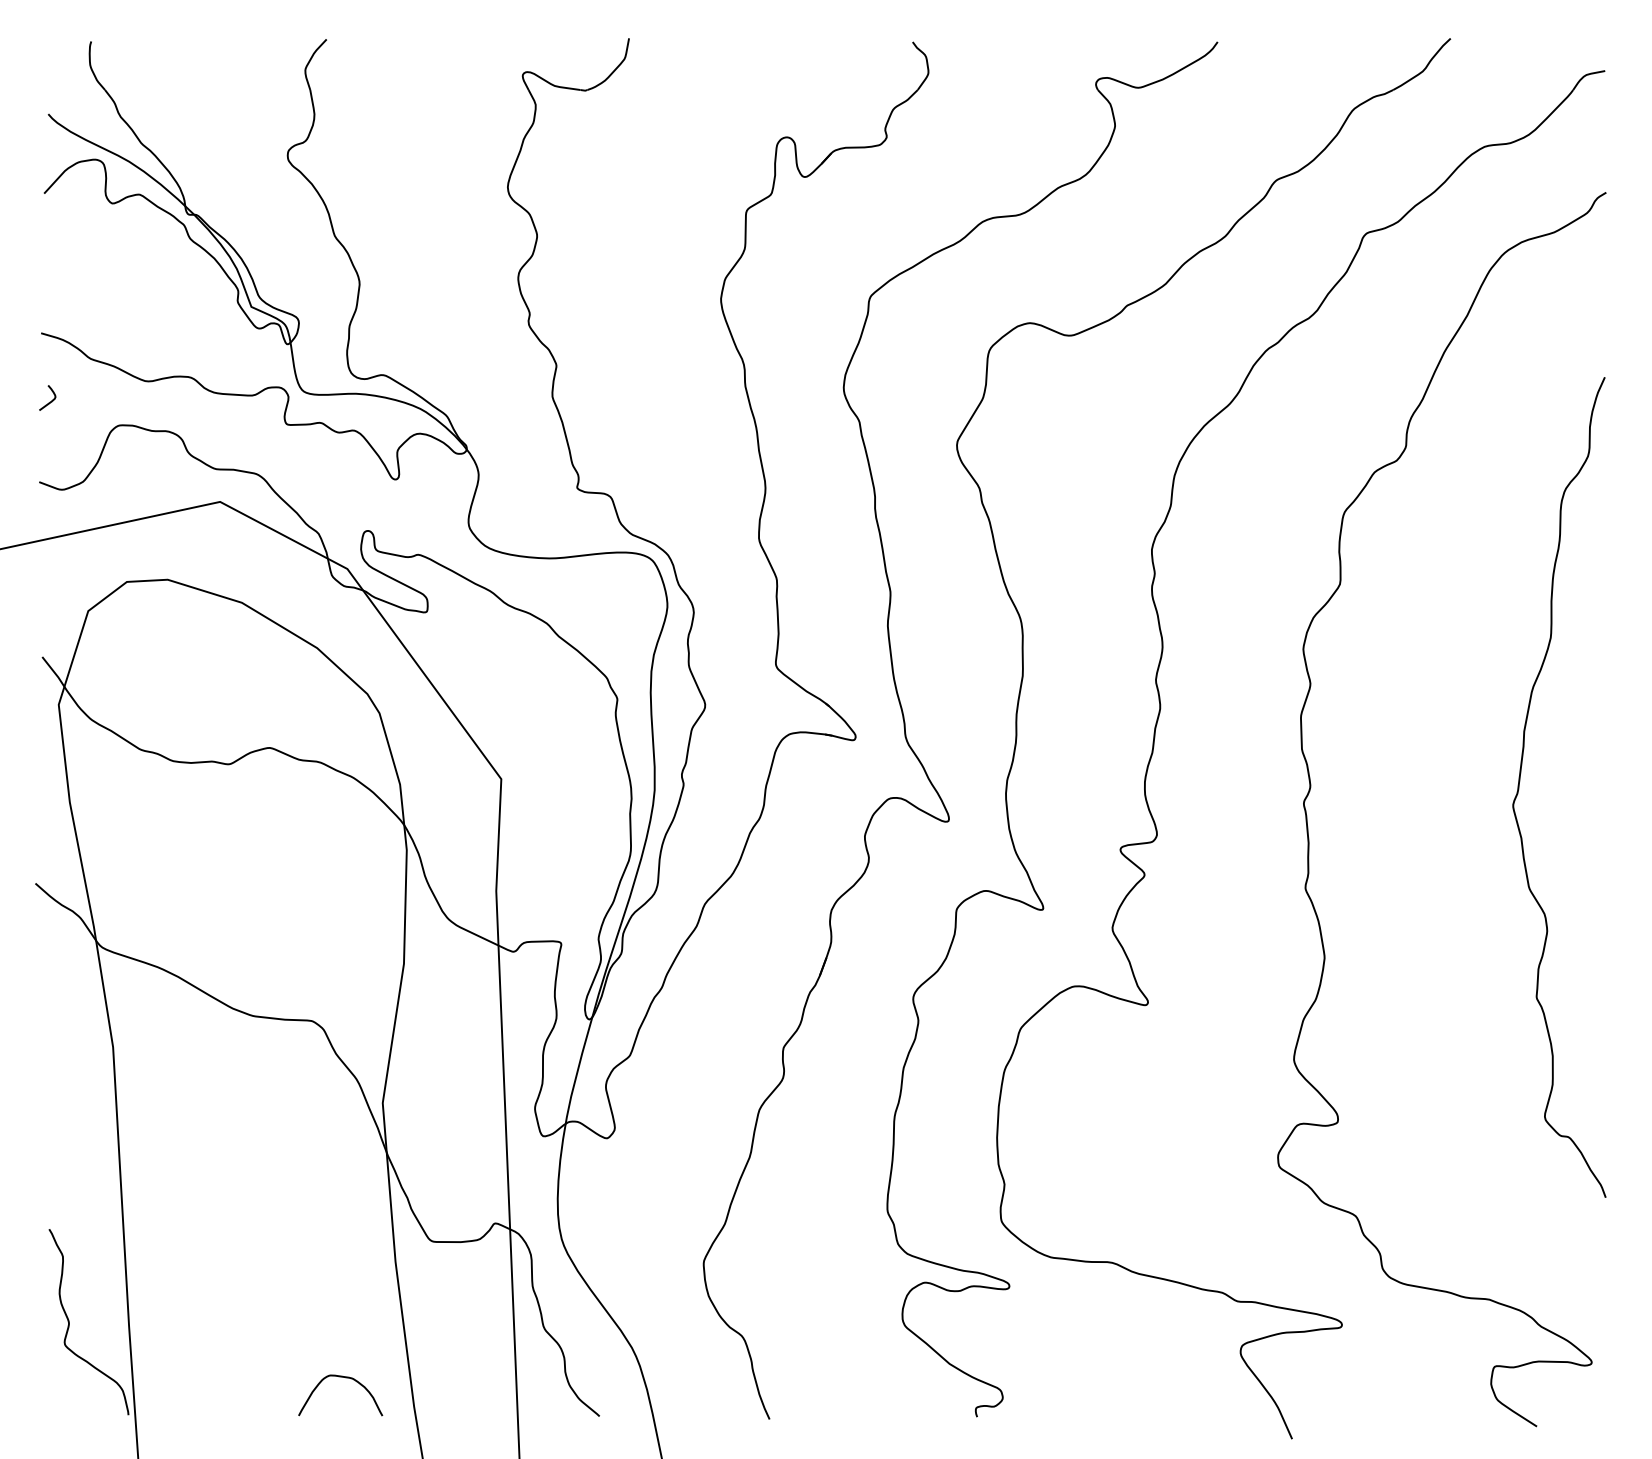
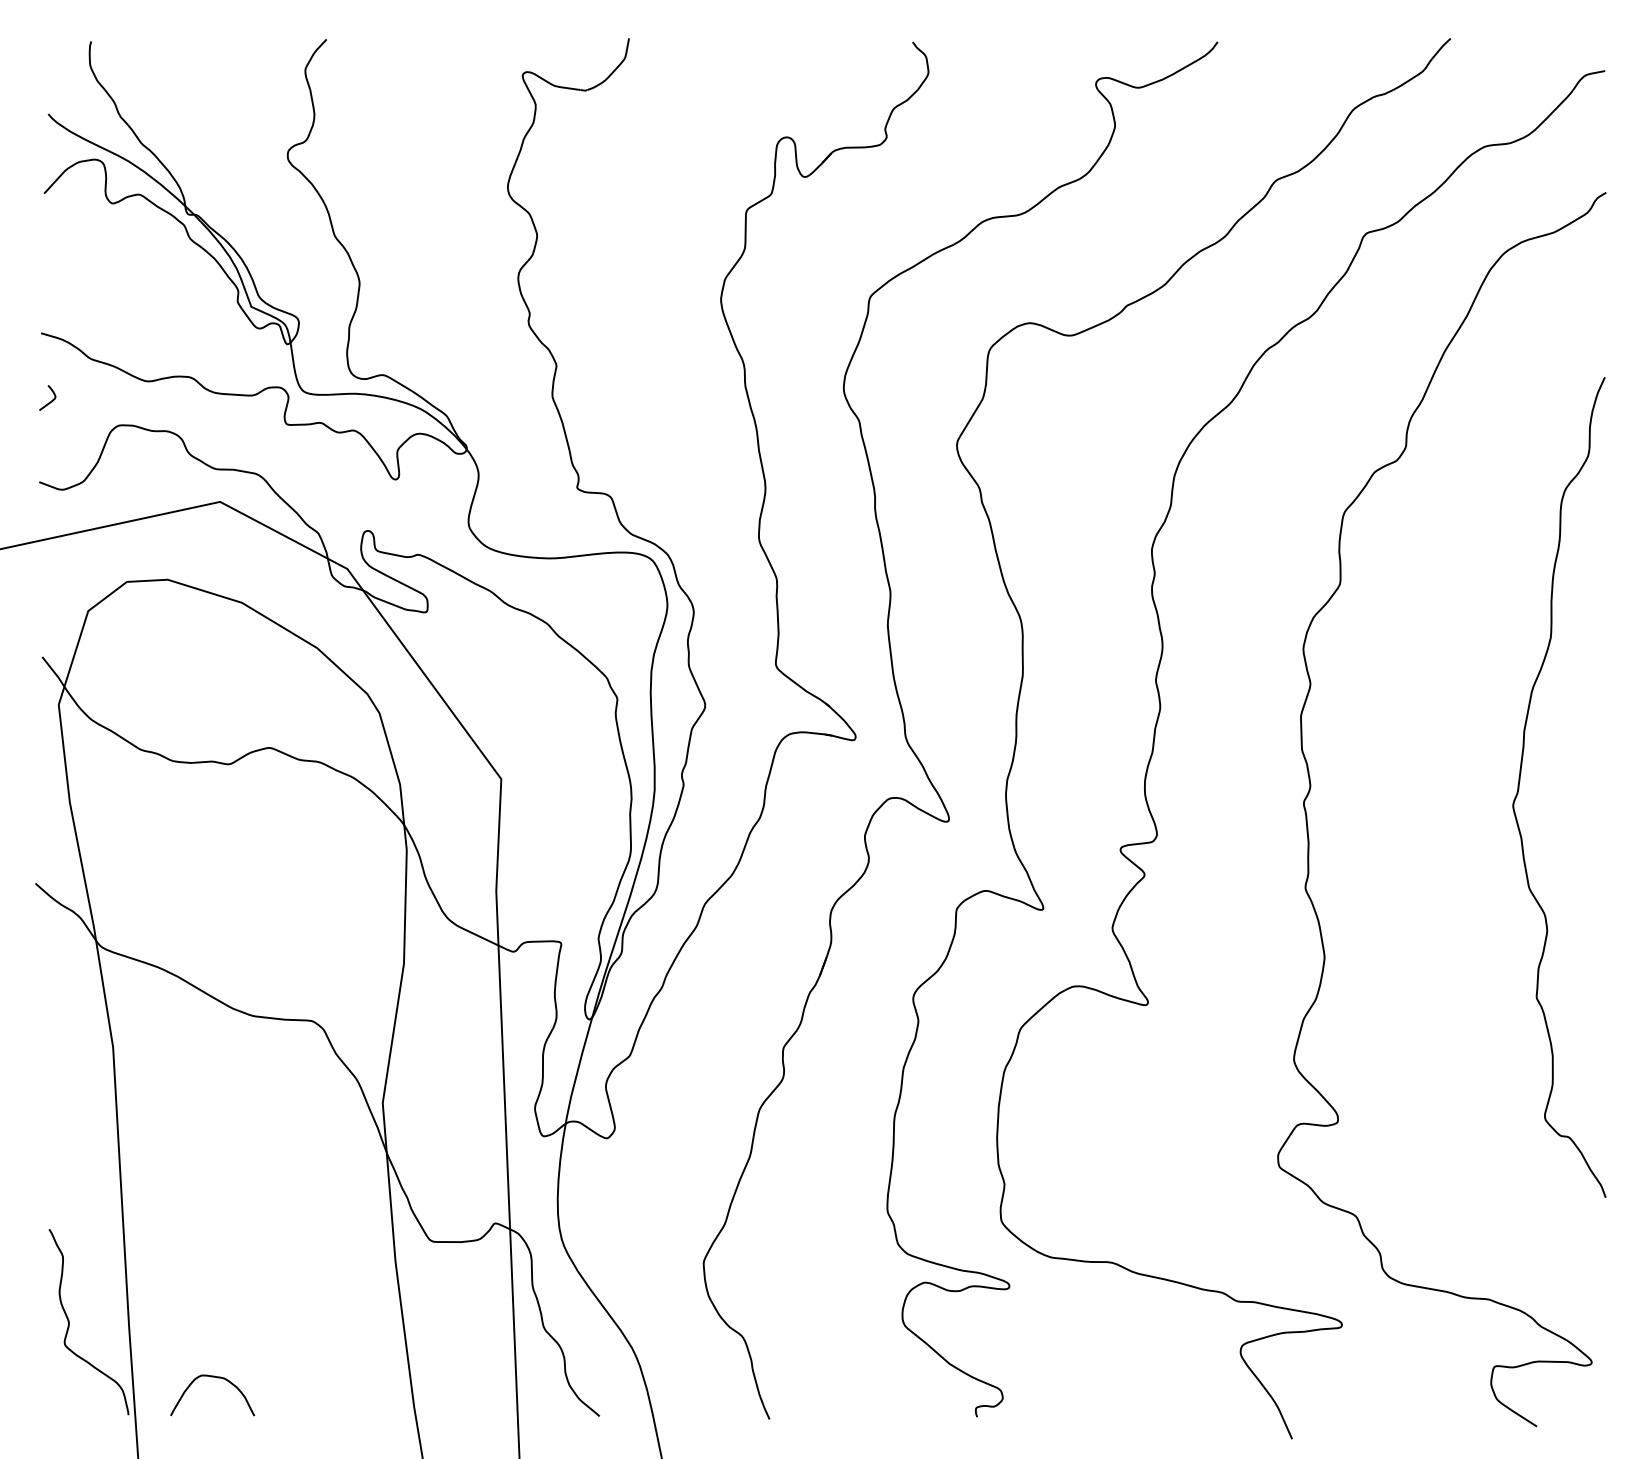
curve position: (345, 1378) -> (217, 1378) (217, 1378)
